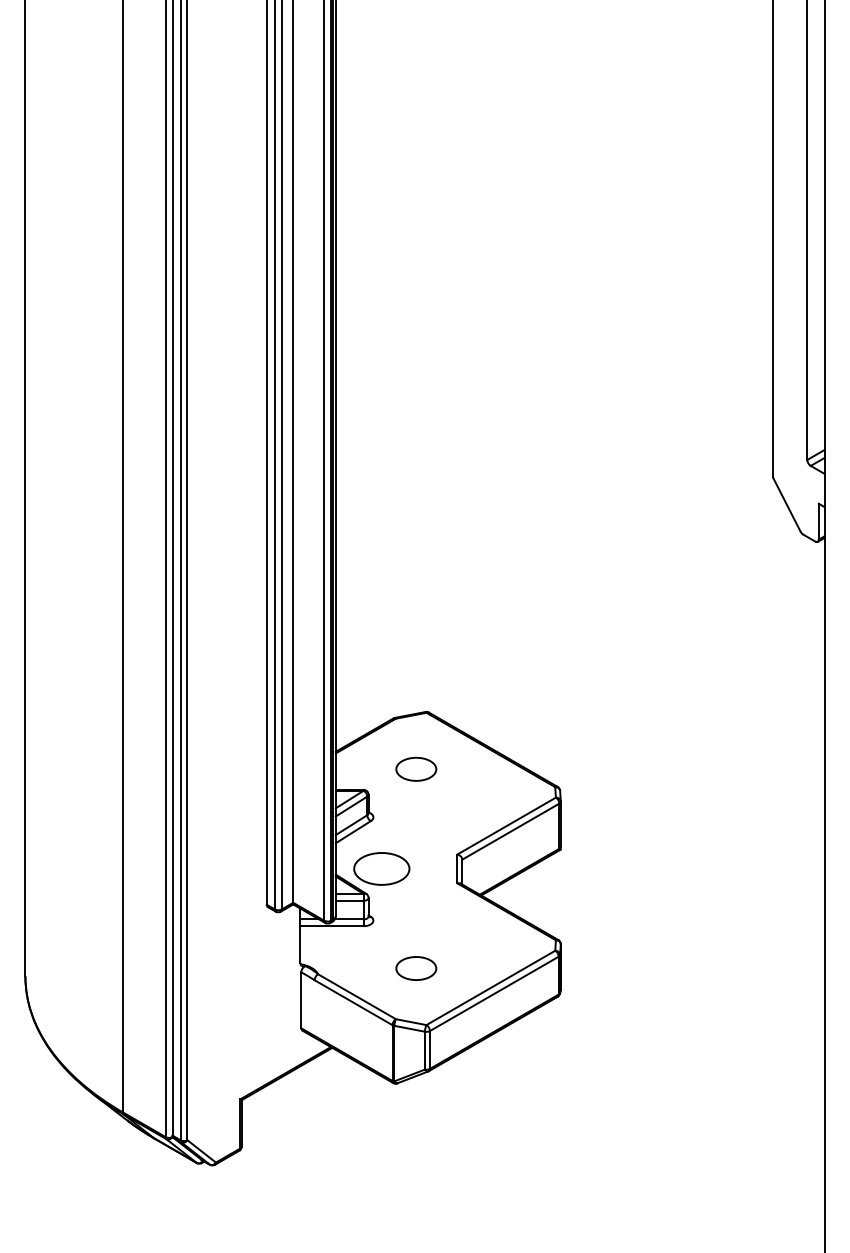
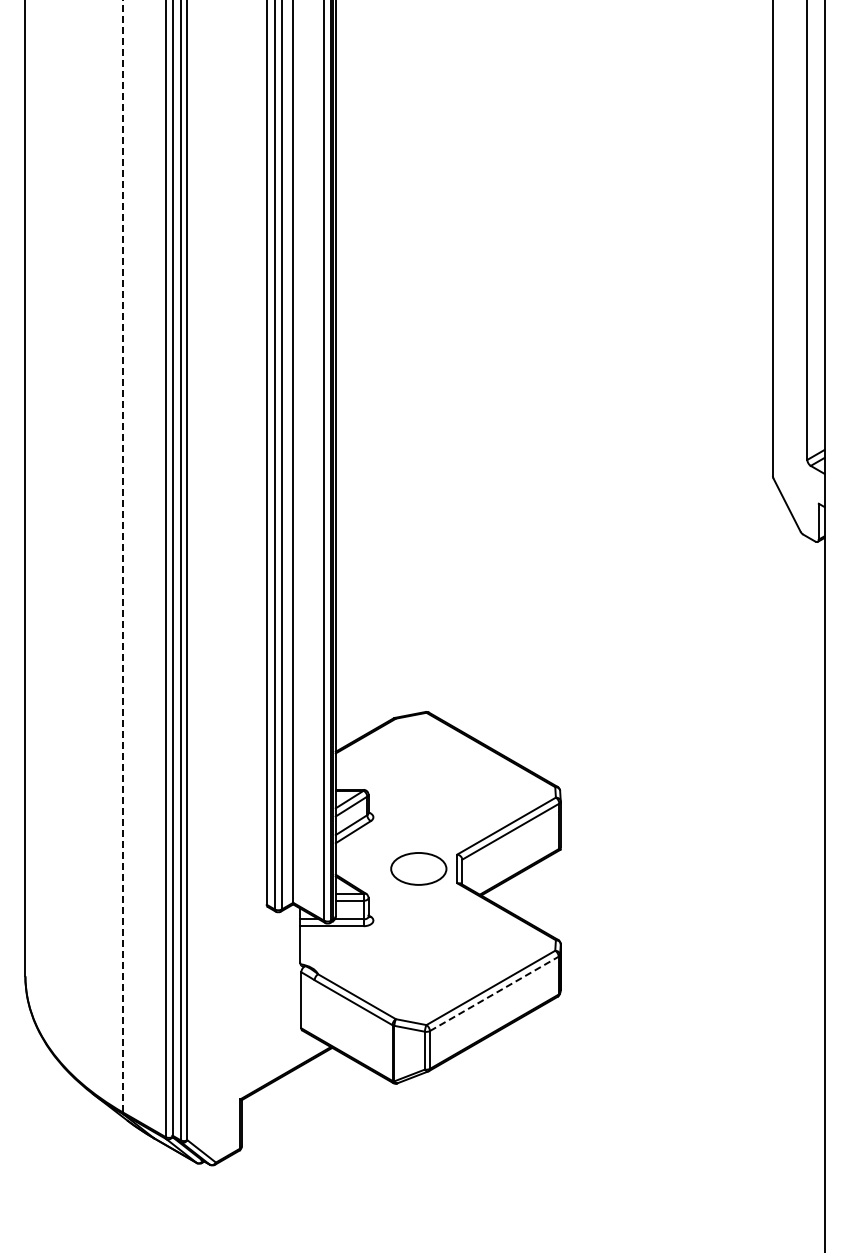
line: solid -> dashed (123, 556)
part: present -> none (416, 768)
part position: (381, 868) -> (418, 868) (418, 868)
part: present -> none (416, 968)
line: solid -> dashed (494, 993)
